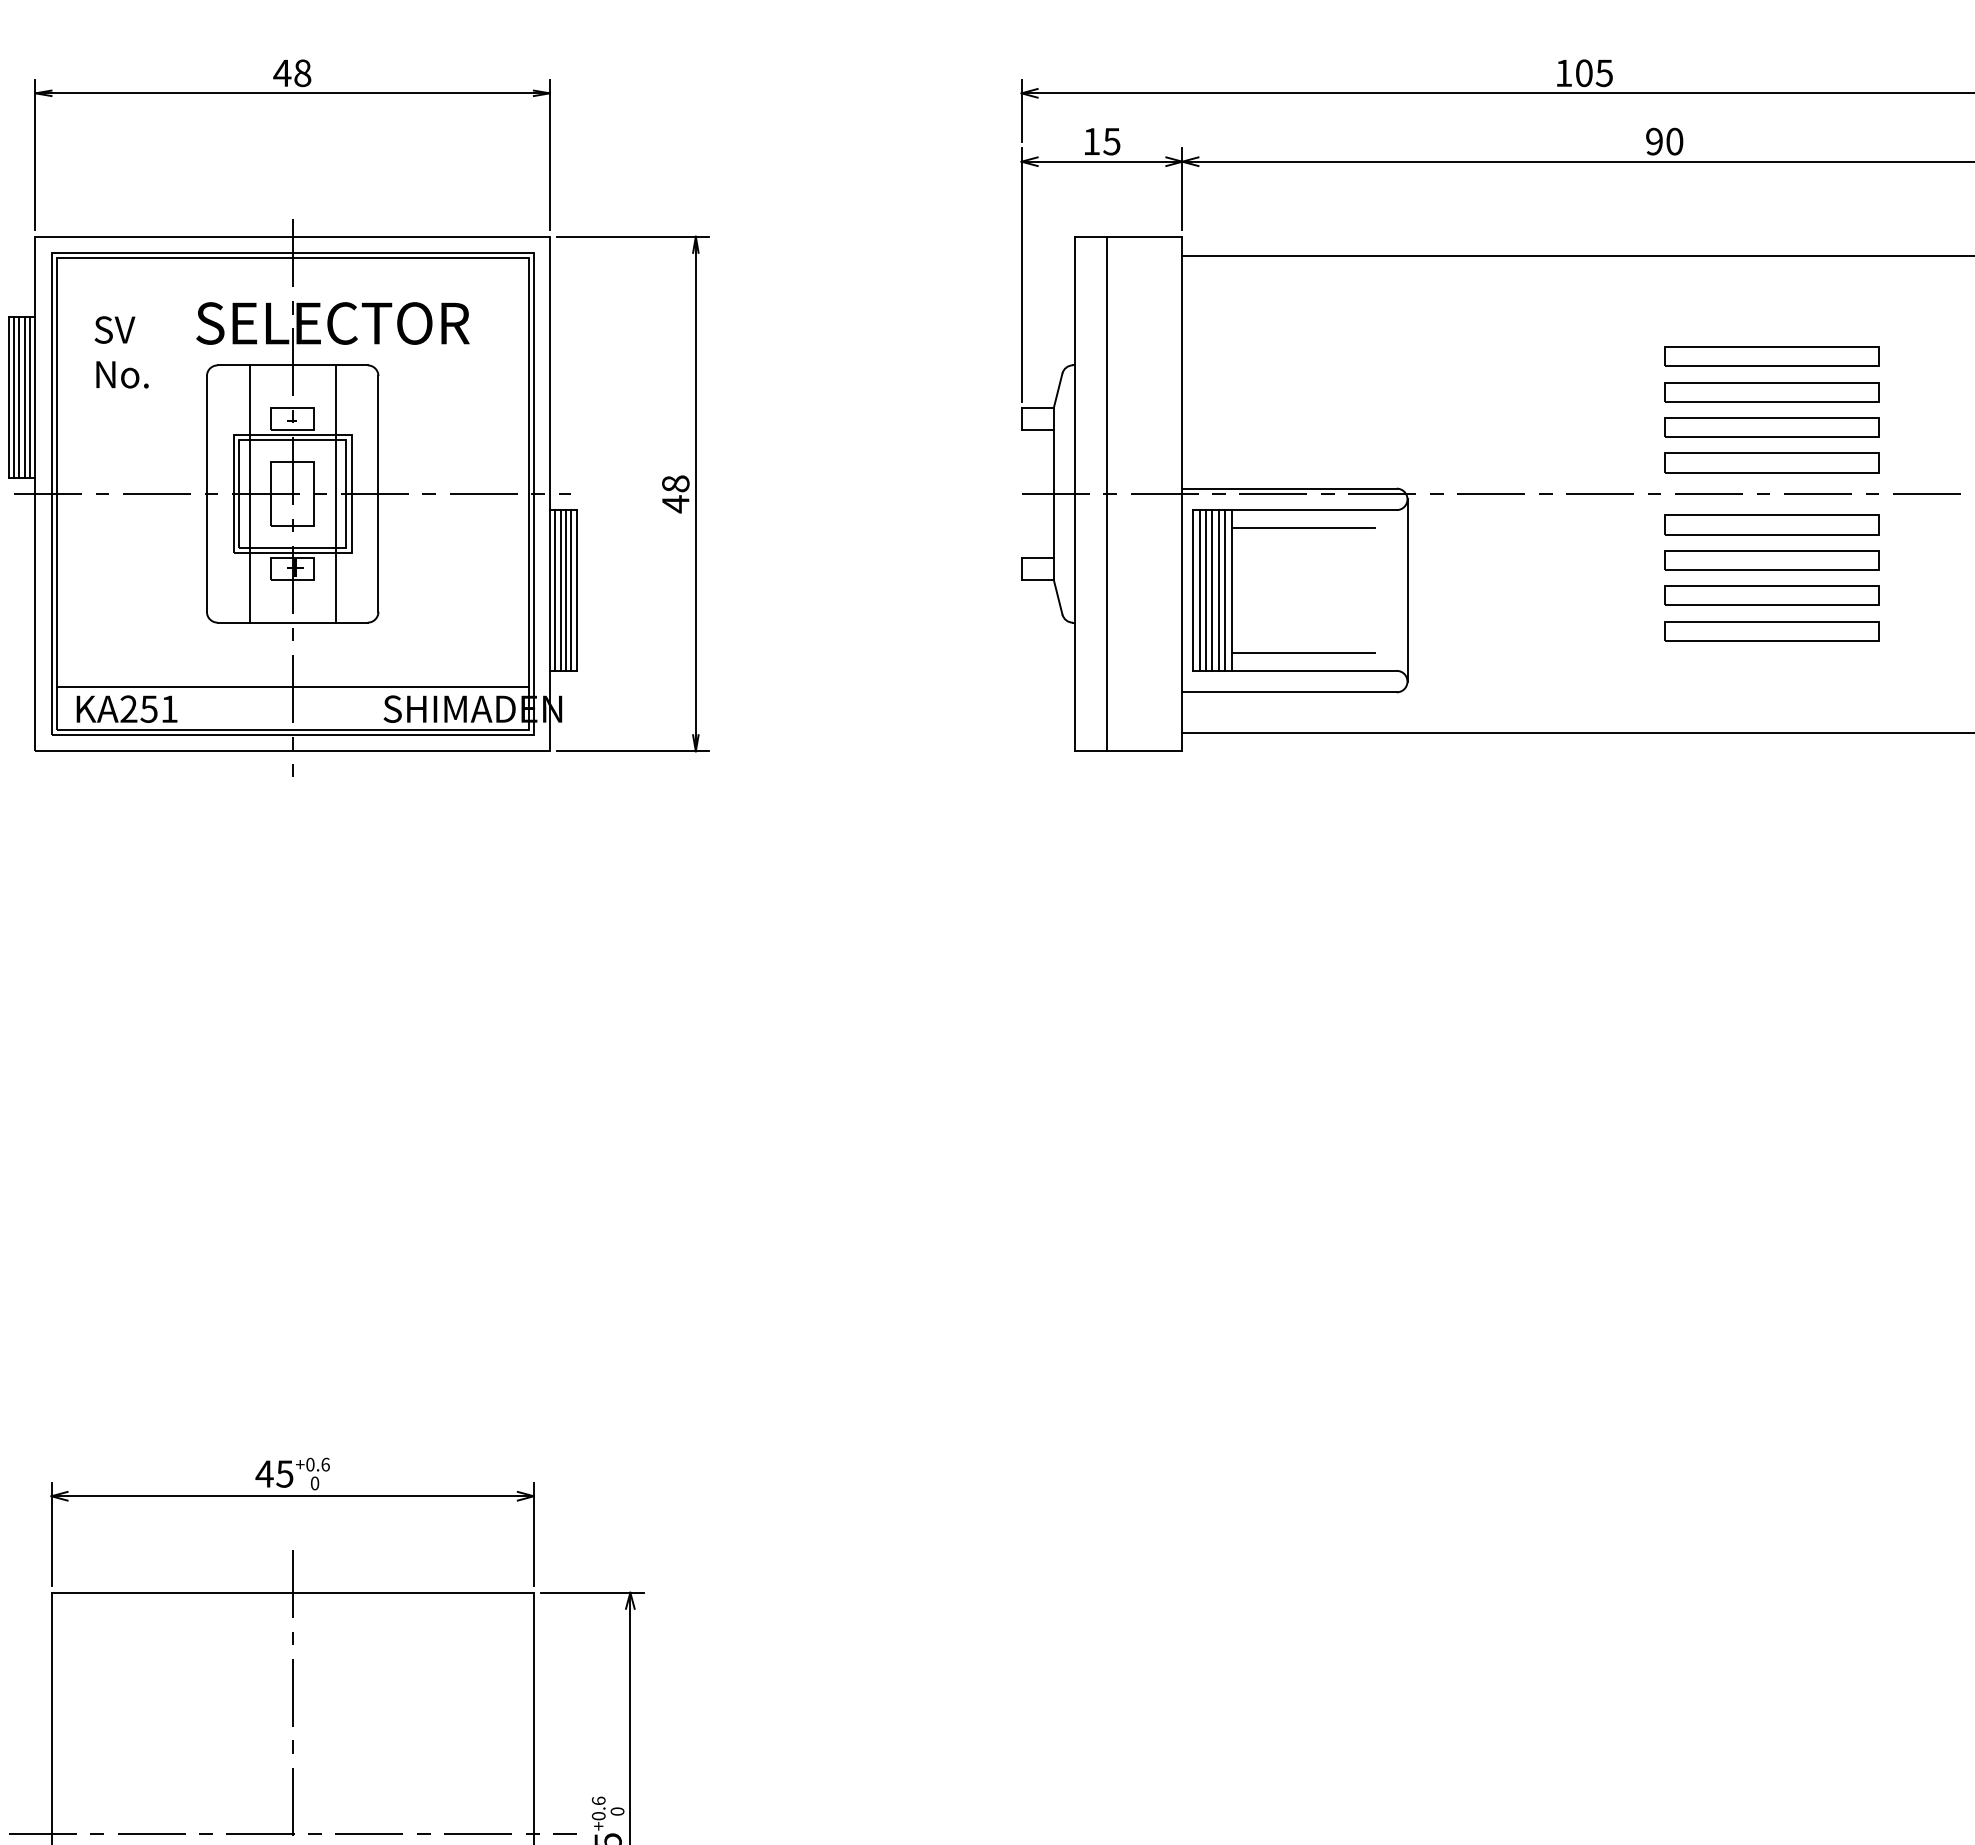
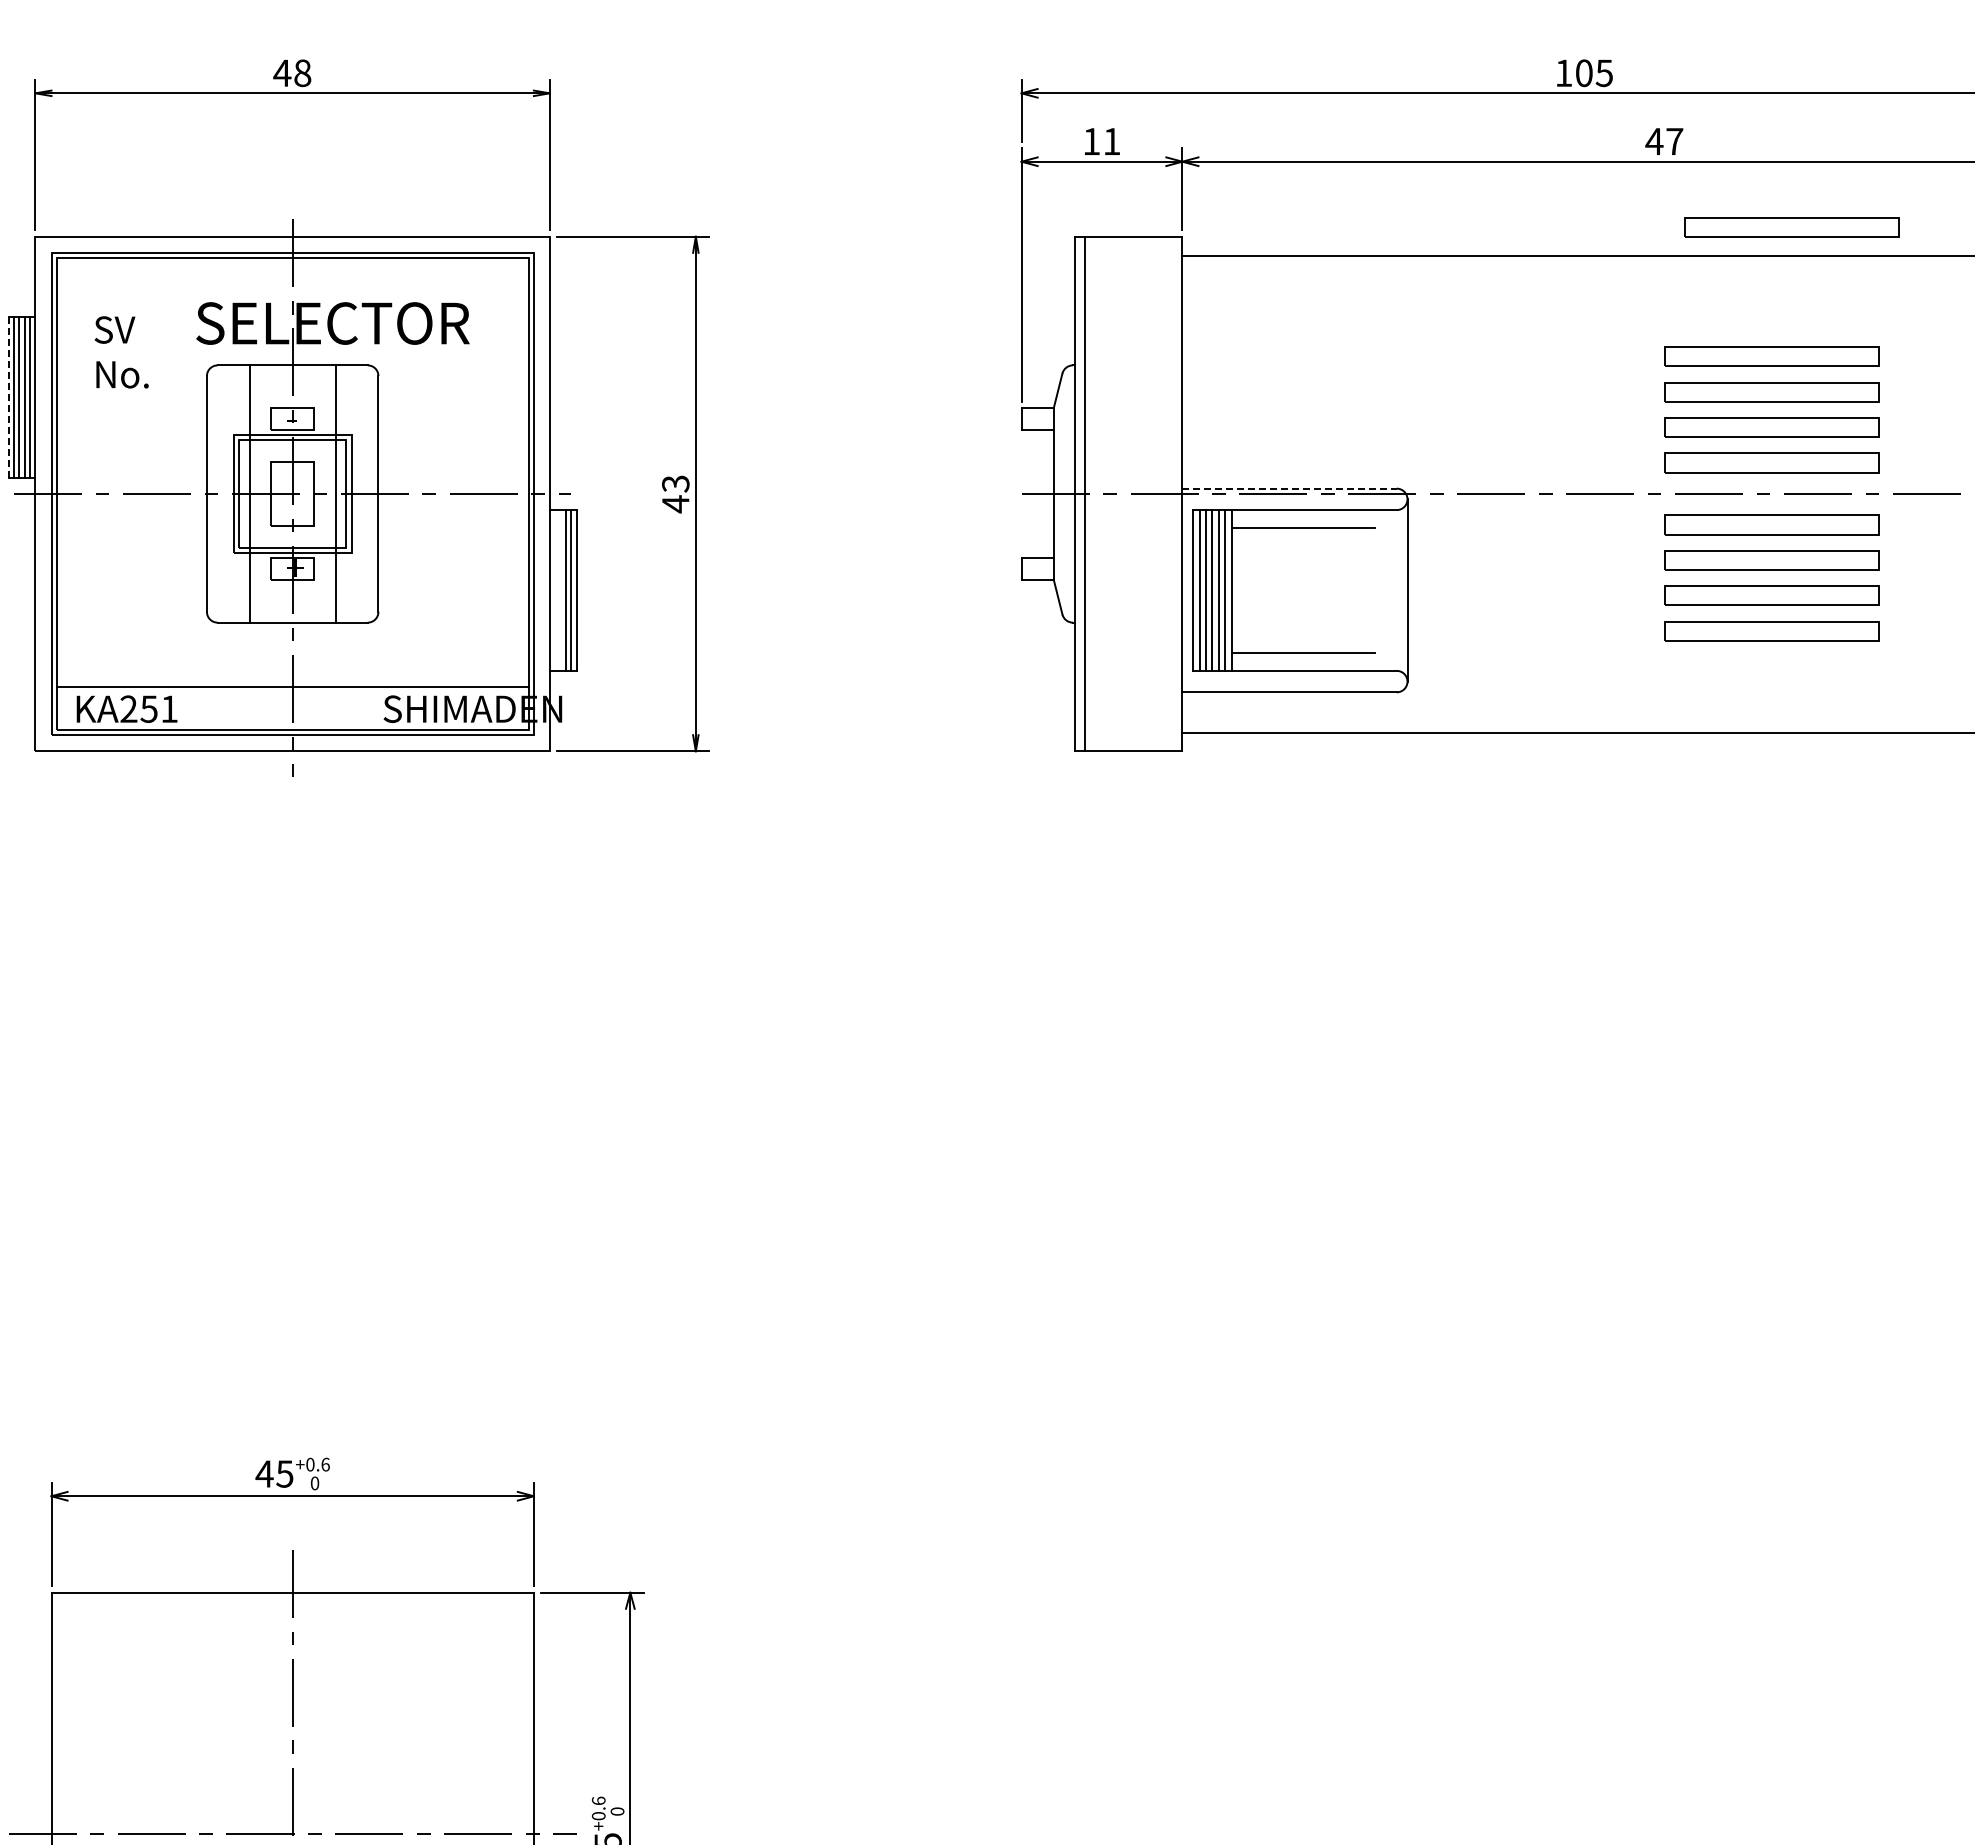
text: 15 -> 11 (1111, 141)
text: 90 -> 47 (1664, 141)
part: none -> present (1791, 227)
line: solid -> dashed (8, 397)
text: 48 -> 43 (675, 483)
line: solid -> dashed (1290, 488)
line position: (1107, 493) -> (1085, 493) (1085, 493)
line: present -> none (555, 590)
line: present -> none (560, 590)
